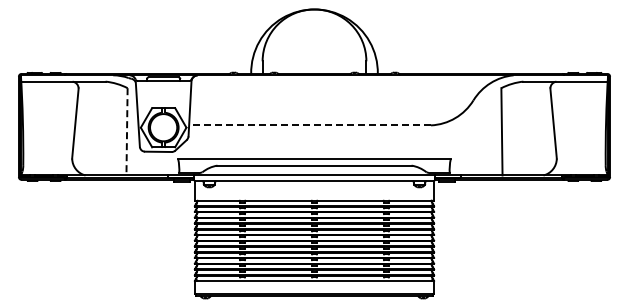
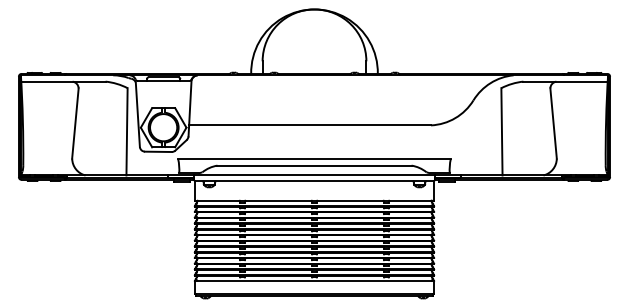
line: dashed -> solid (310, 125)
line: dashed -> solid (127, 131)
